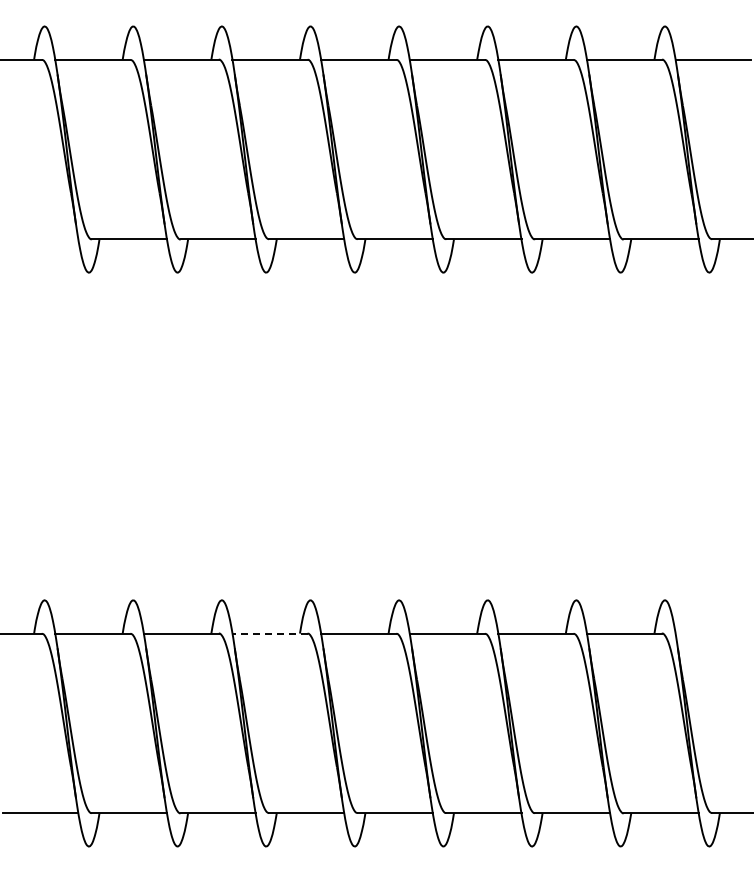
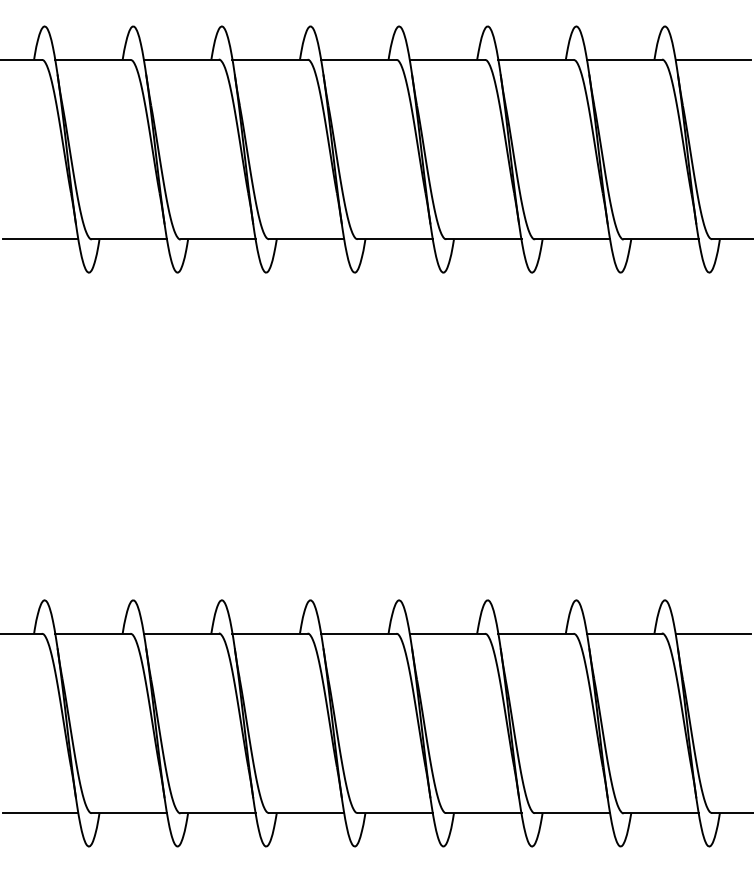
line: none -> present (40, 239)
line: dashed -> solid (270, 633)
line: none -> present (712, 633)
